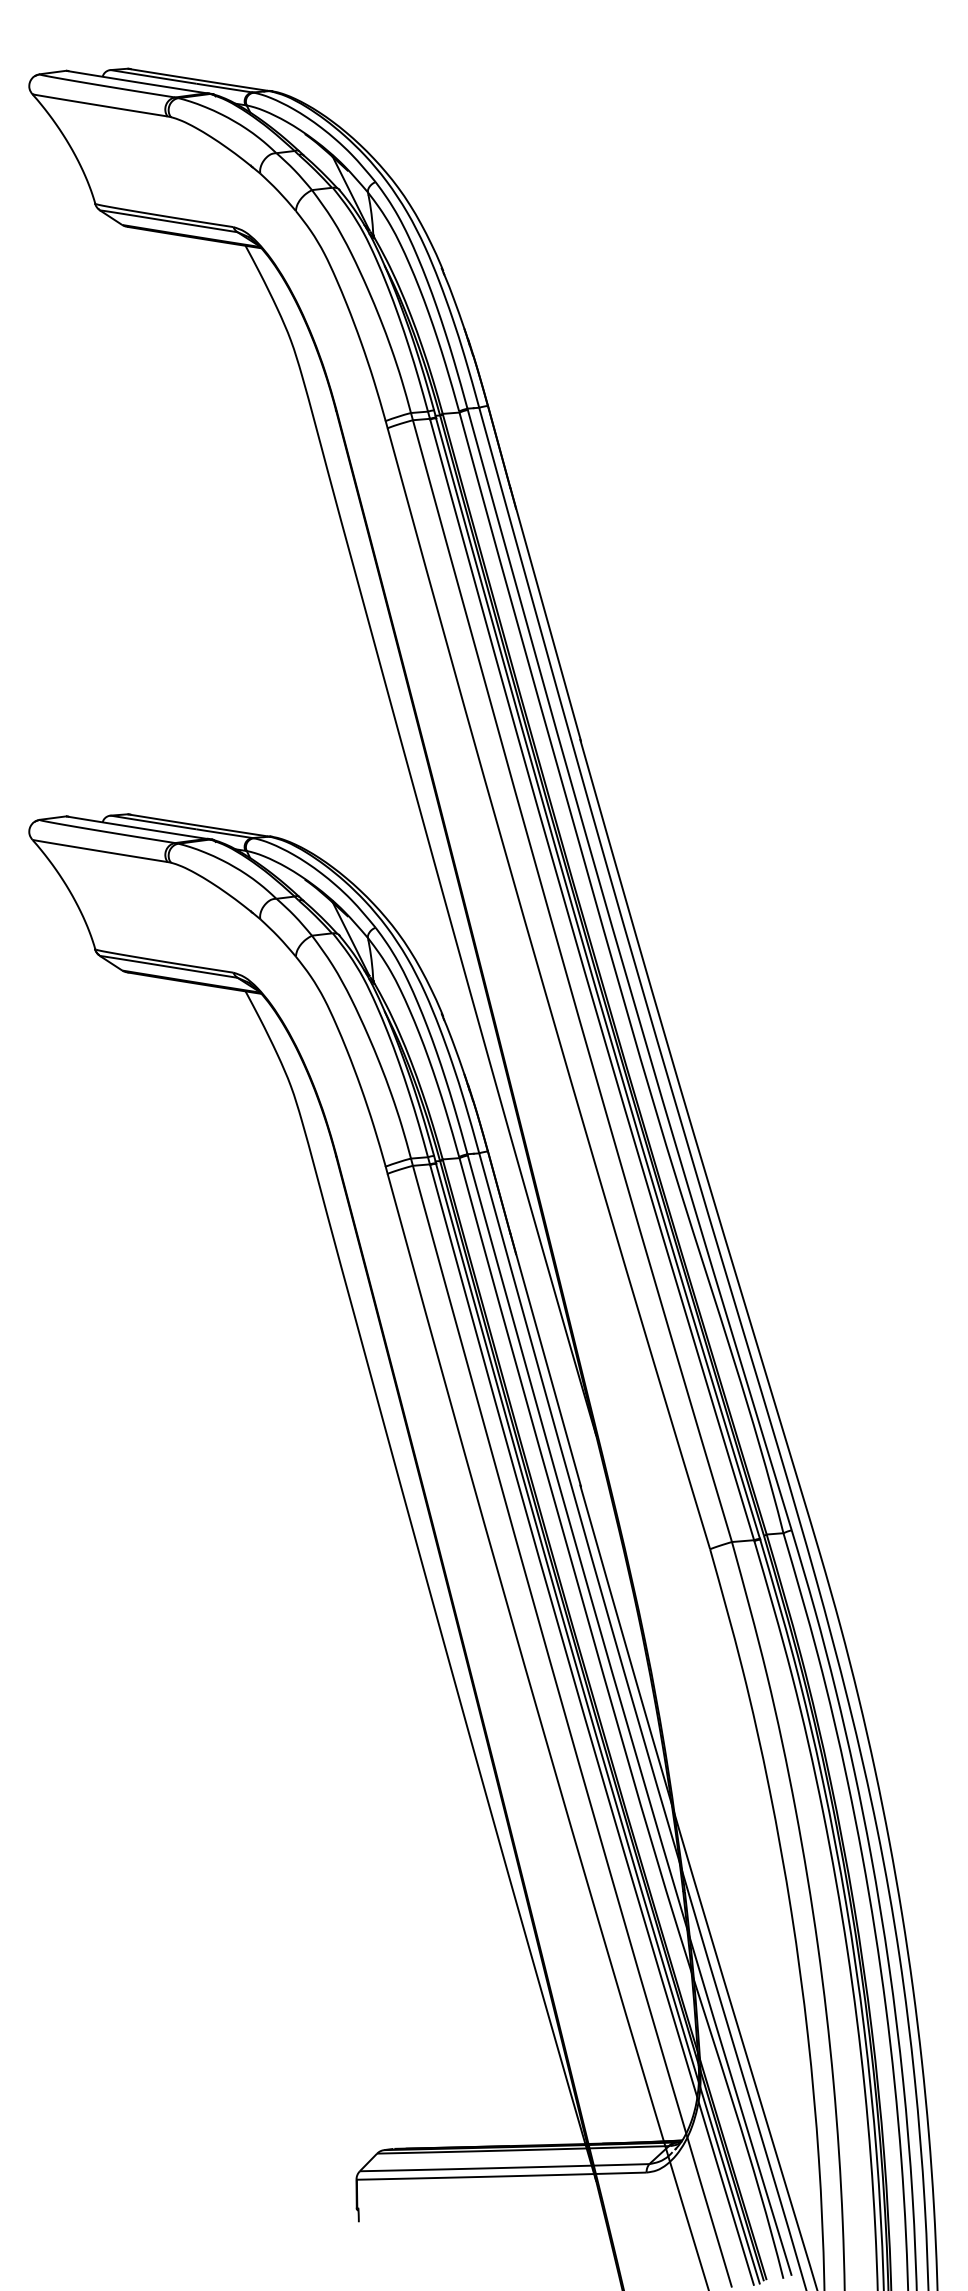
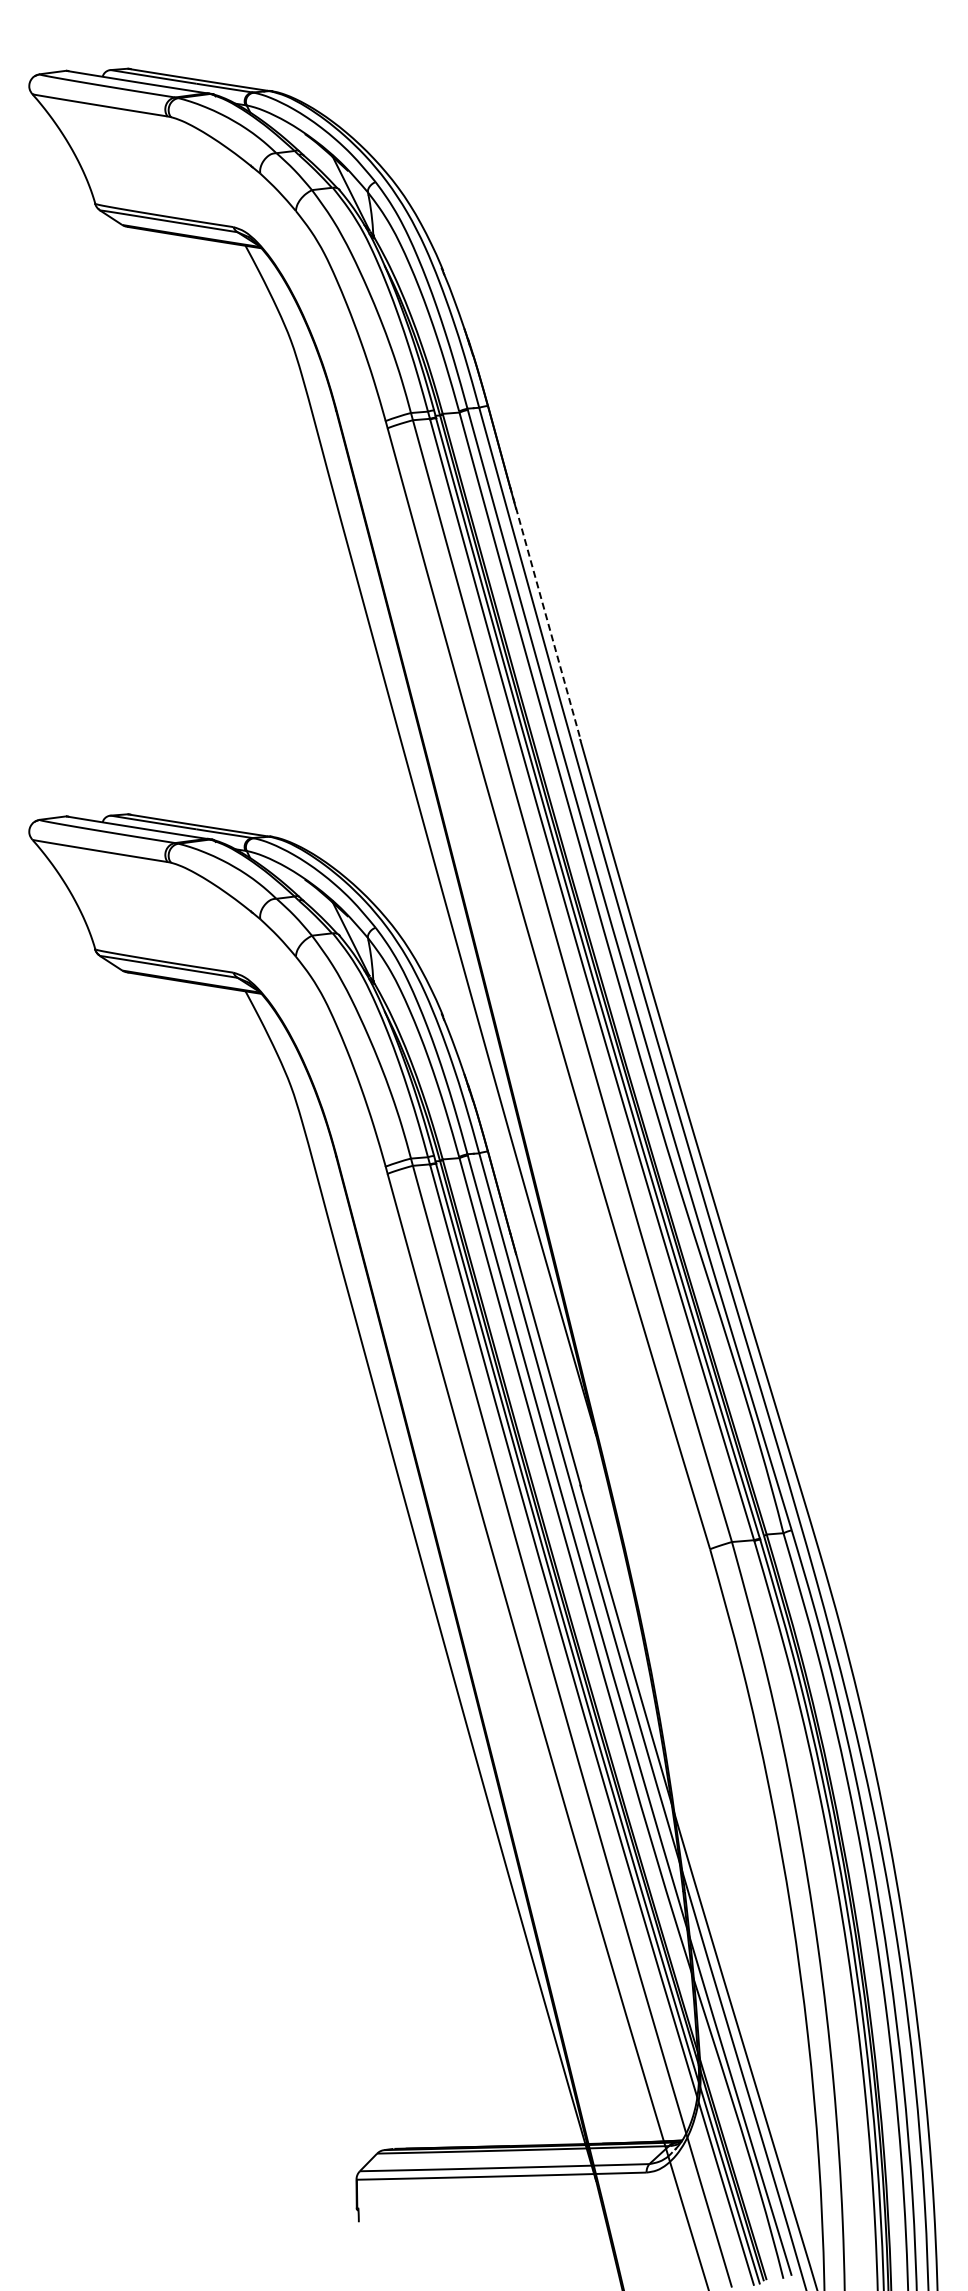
line: solid -> dashed (545, 614)
